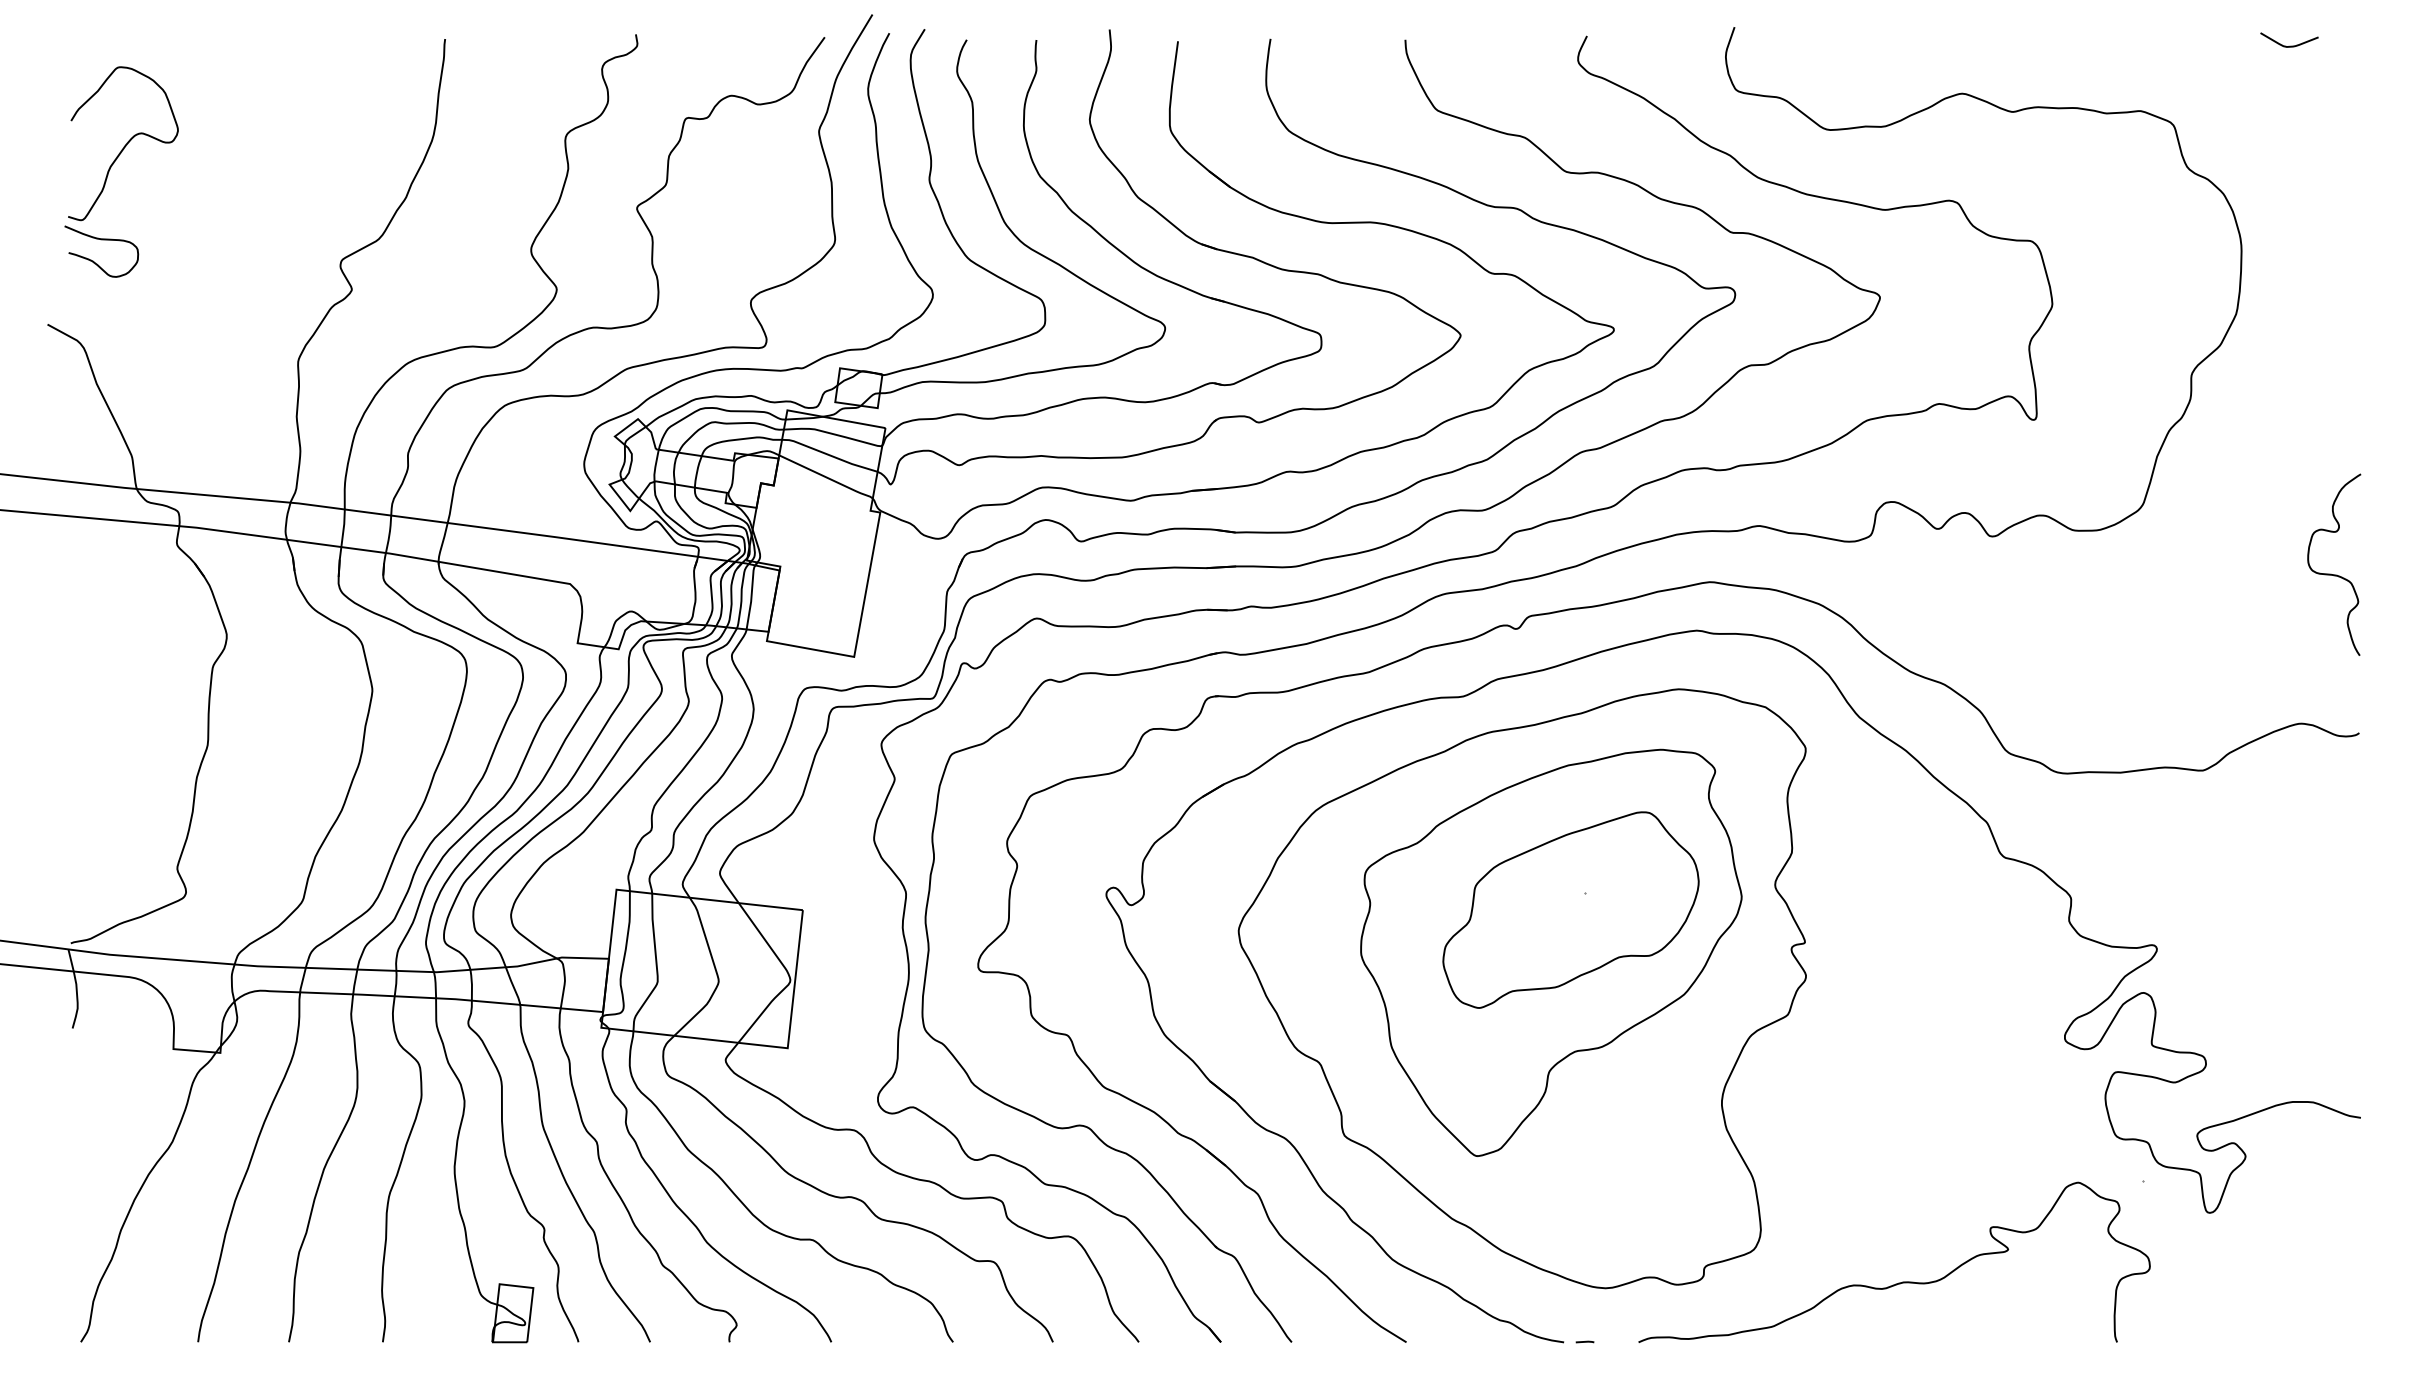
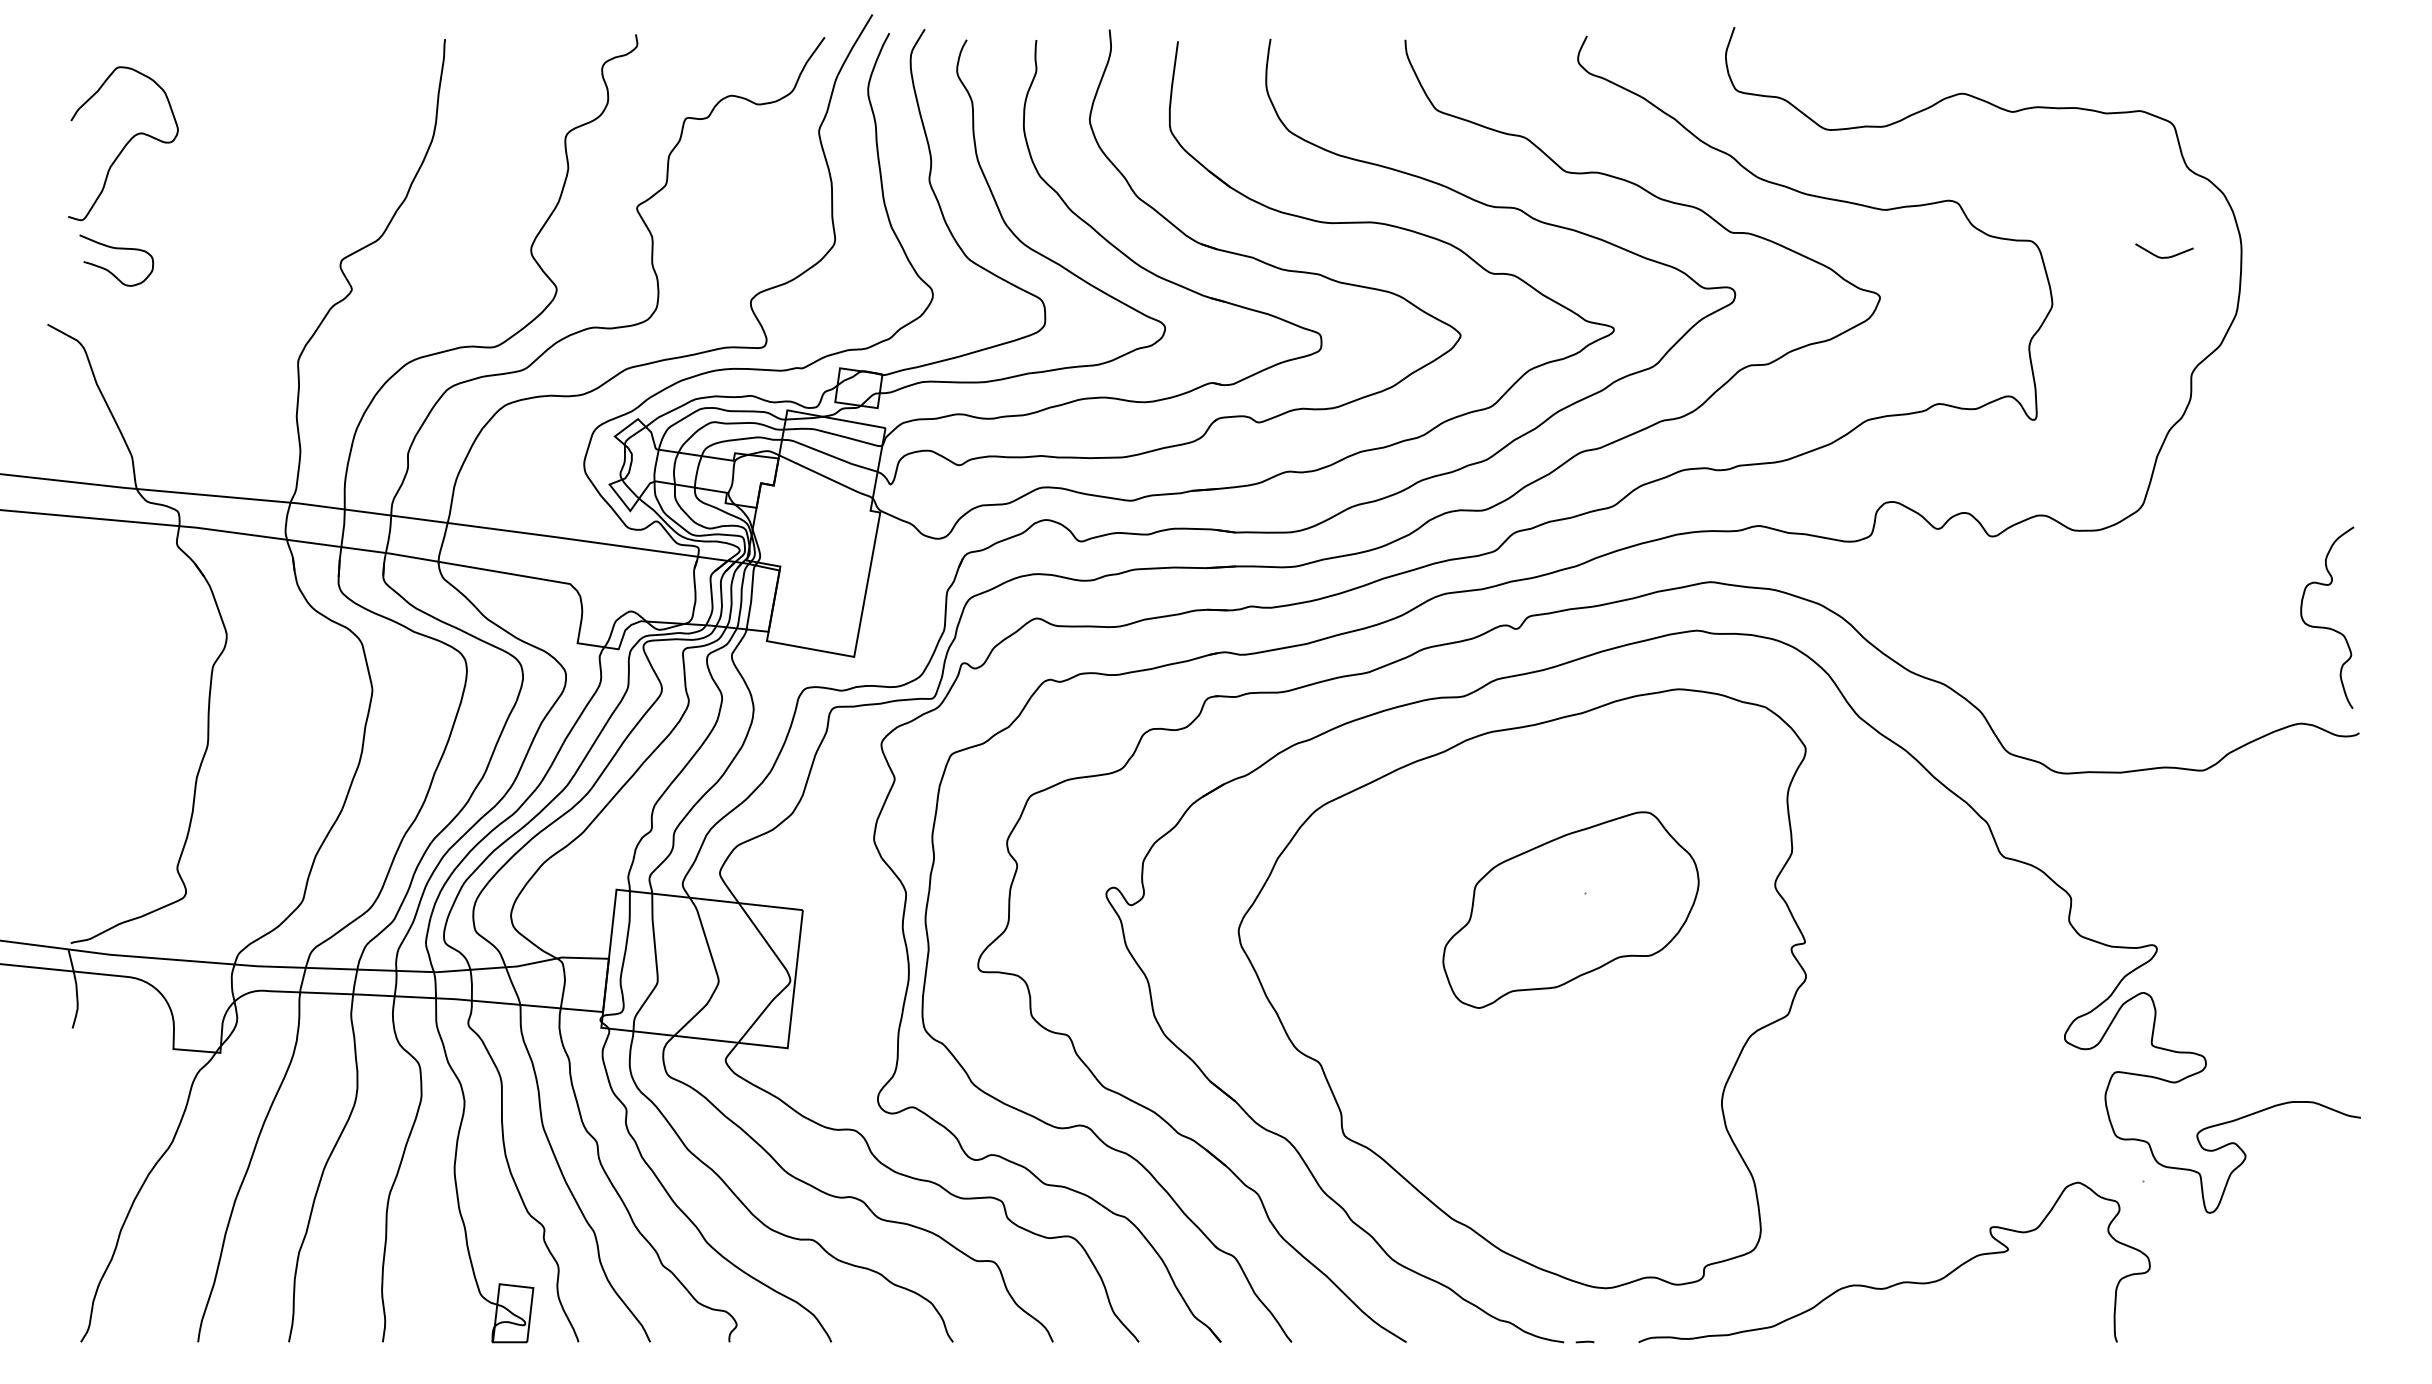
curve position: (2289, 45) -> (2164, 256) (2164, 256)
curve position: (101, 240) -> (116, 249) (116, 249)
curve position: (2331, 573) -> (2324, 626) (2324, 626)
part: present -> none (1551, 952)
